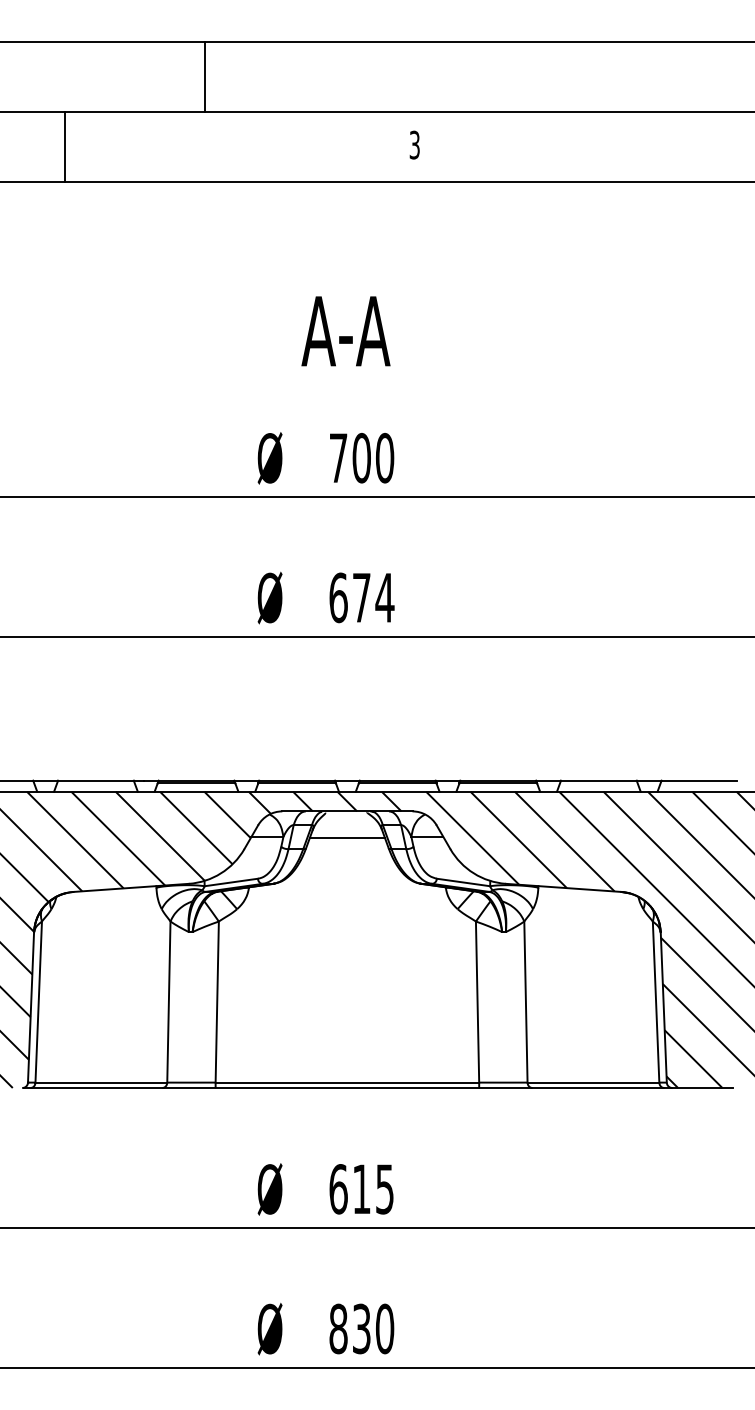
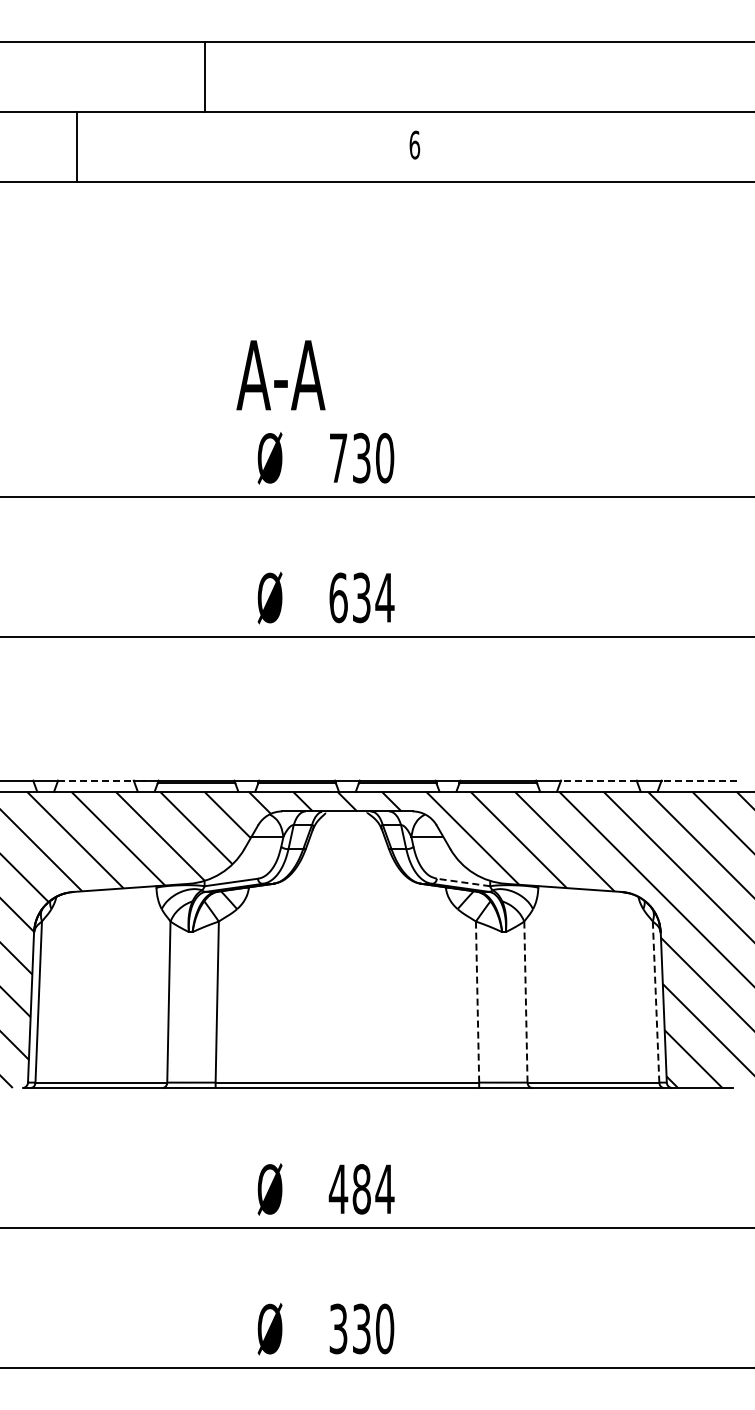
text: 3 -> 6 (414, 144)
line position: (65, 146) -> (77, 146) (77, 146)
text position: (345, 331) -> (280, 375) (280, 375)
text: 700 -> 730 (361, 458)
text: 674 -> 634 (361, 597)
line: solid -> dashed (95, 780)
line: solid -> dashed (598, 780)
line: solid -> dashed (699, 780)
line: present -> none (347, 838)
line: solid -> dashed (463, 882)
line: solid -> dashed (477, 1002)
line: solid -> dashed (525, 1002)
line: solid -> dashed (656, 1002)
text: 615 -> 484 (361, 1189)
text: 830 -> 330 (338, 1328)
